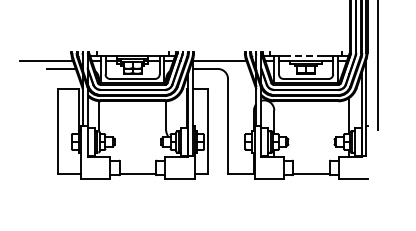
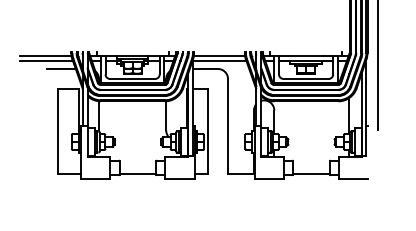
line: none -> present (45, 56)
line: none -> present (219, 56)
line: dashed -> solid (305, 56)
